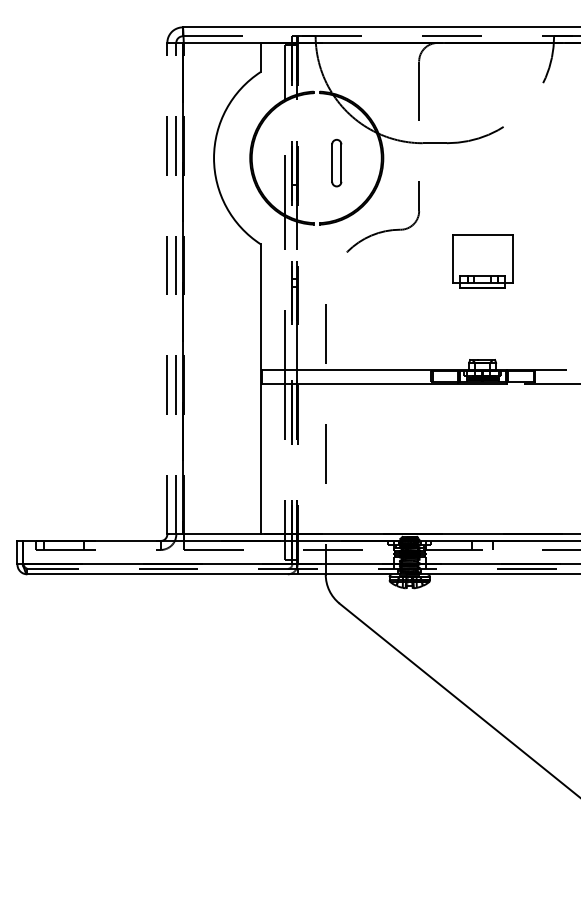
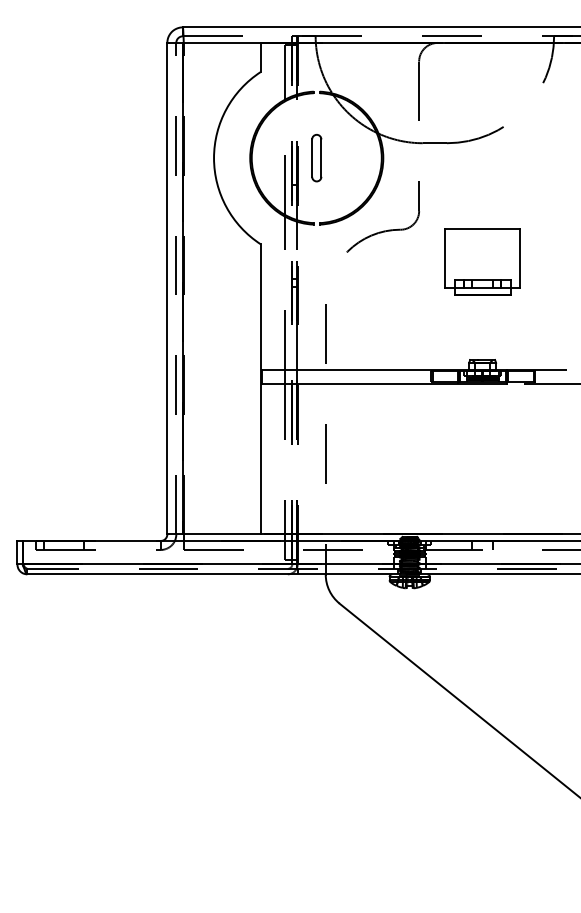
part position: (336, 163) -> (316, 158) (316, 158)
part size: 62x55 px -> 77x68 px (482, 261)
line: dashed -> solid (167, 288)
